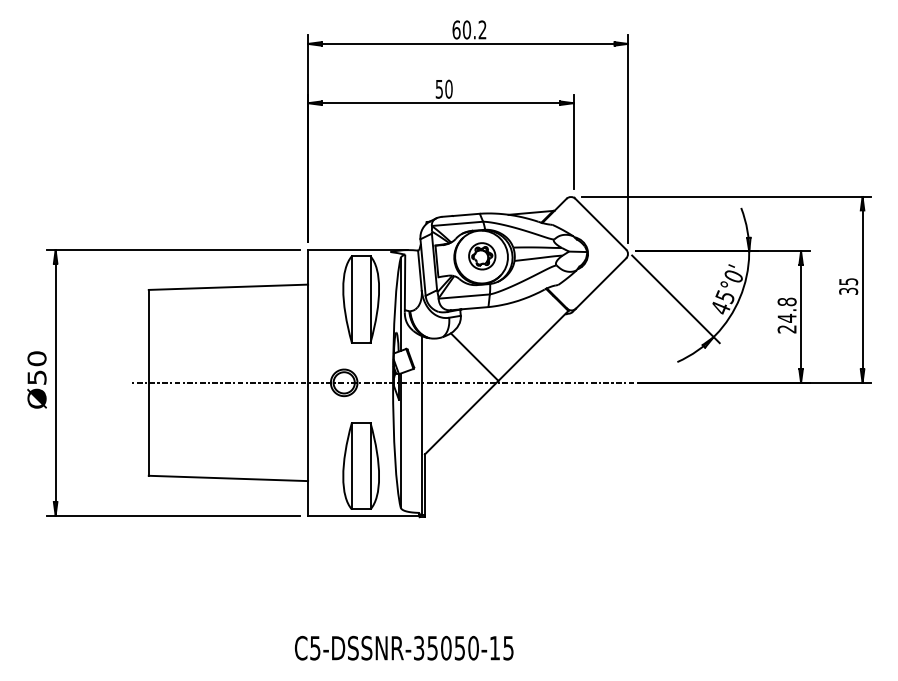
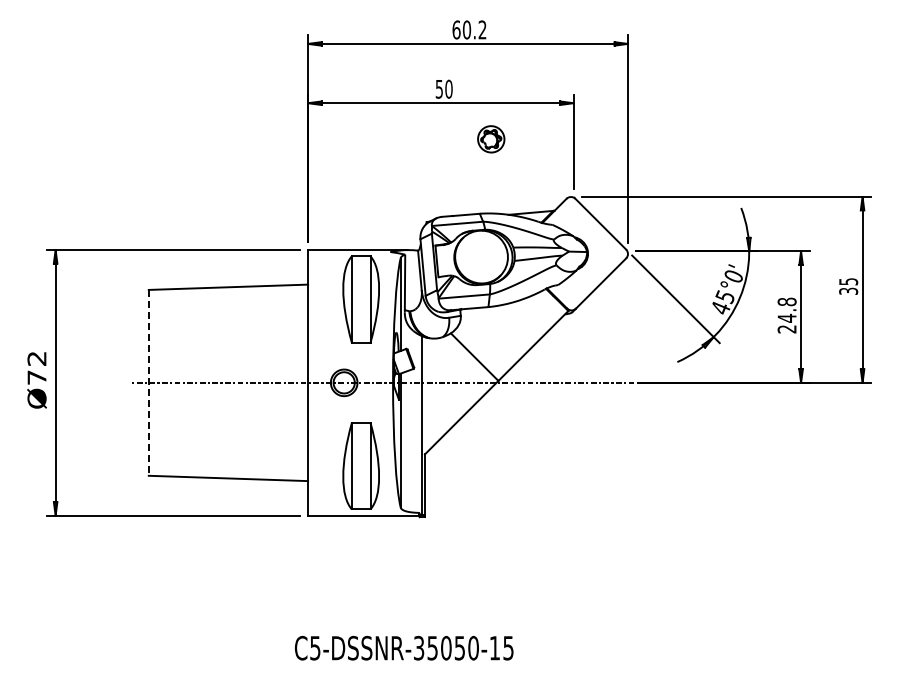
part position: (482, 256) -> (491, 139) (491, 139)
text: Ø50 -> Ø72 (36, 367)
line: solid -> dashed (148, 382)
